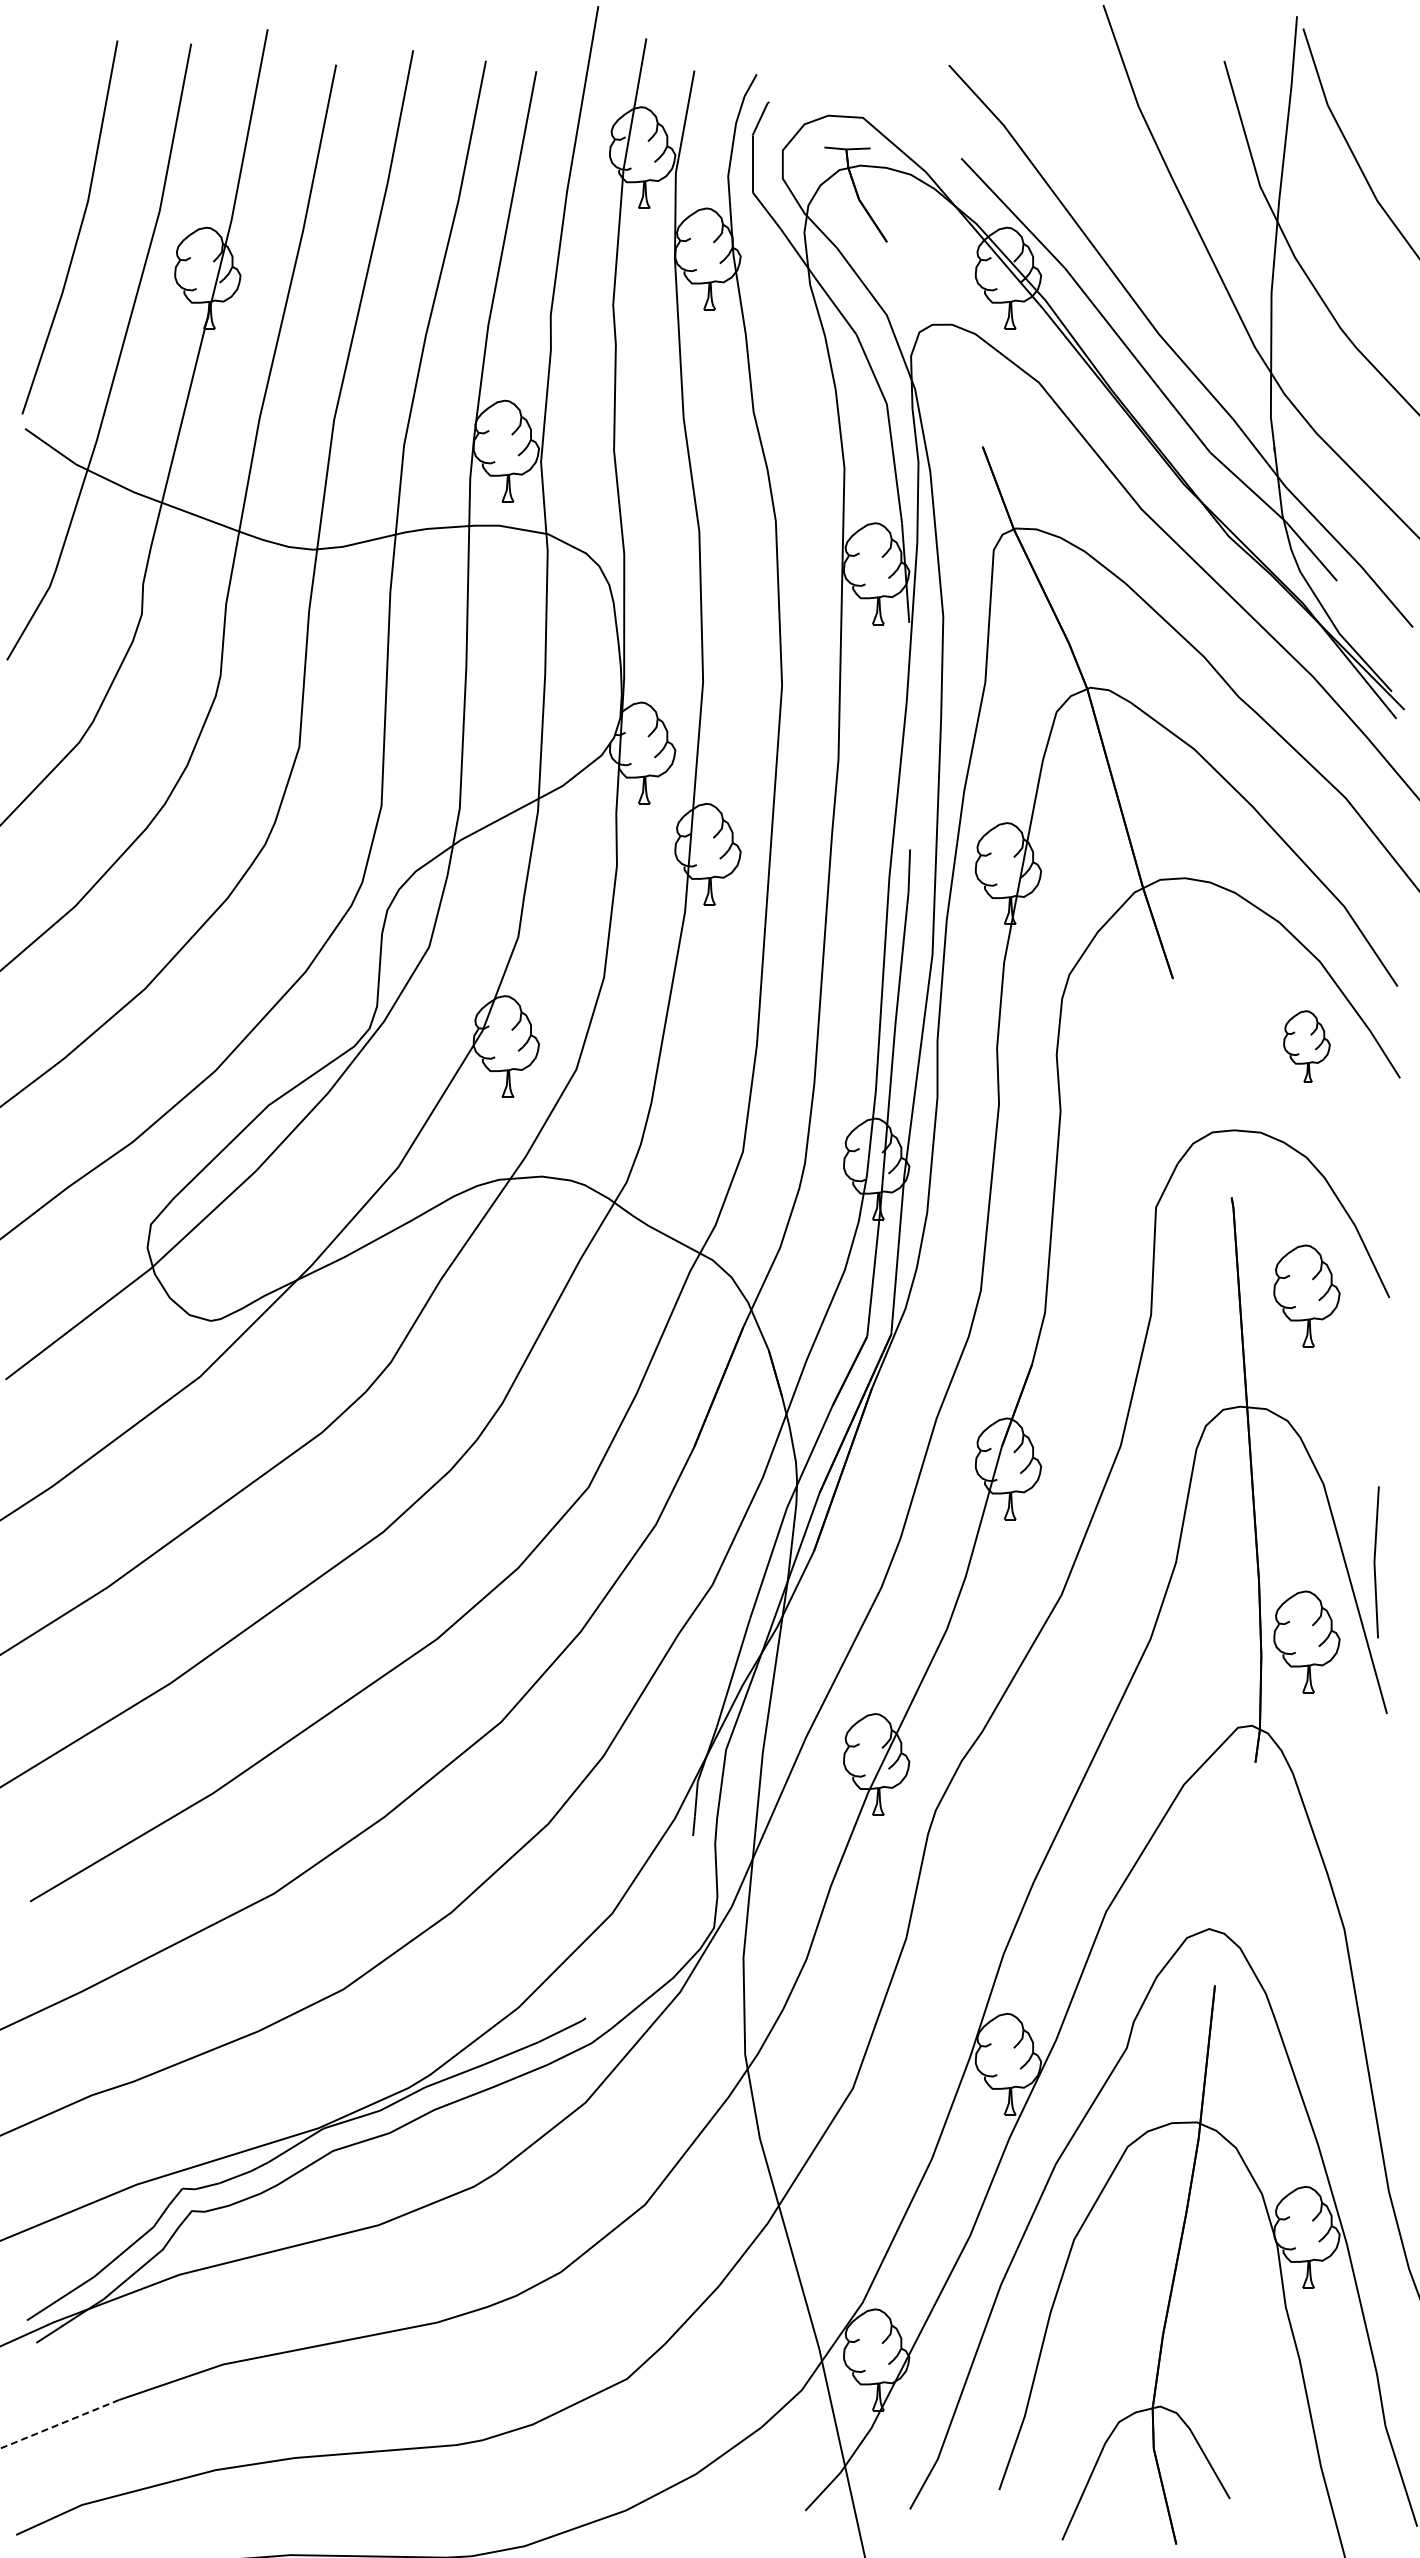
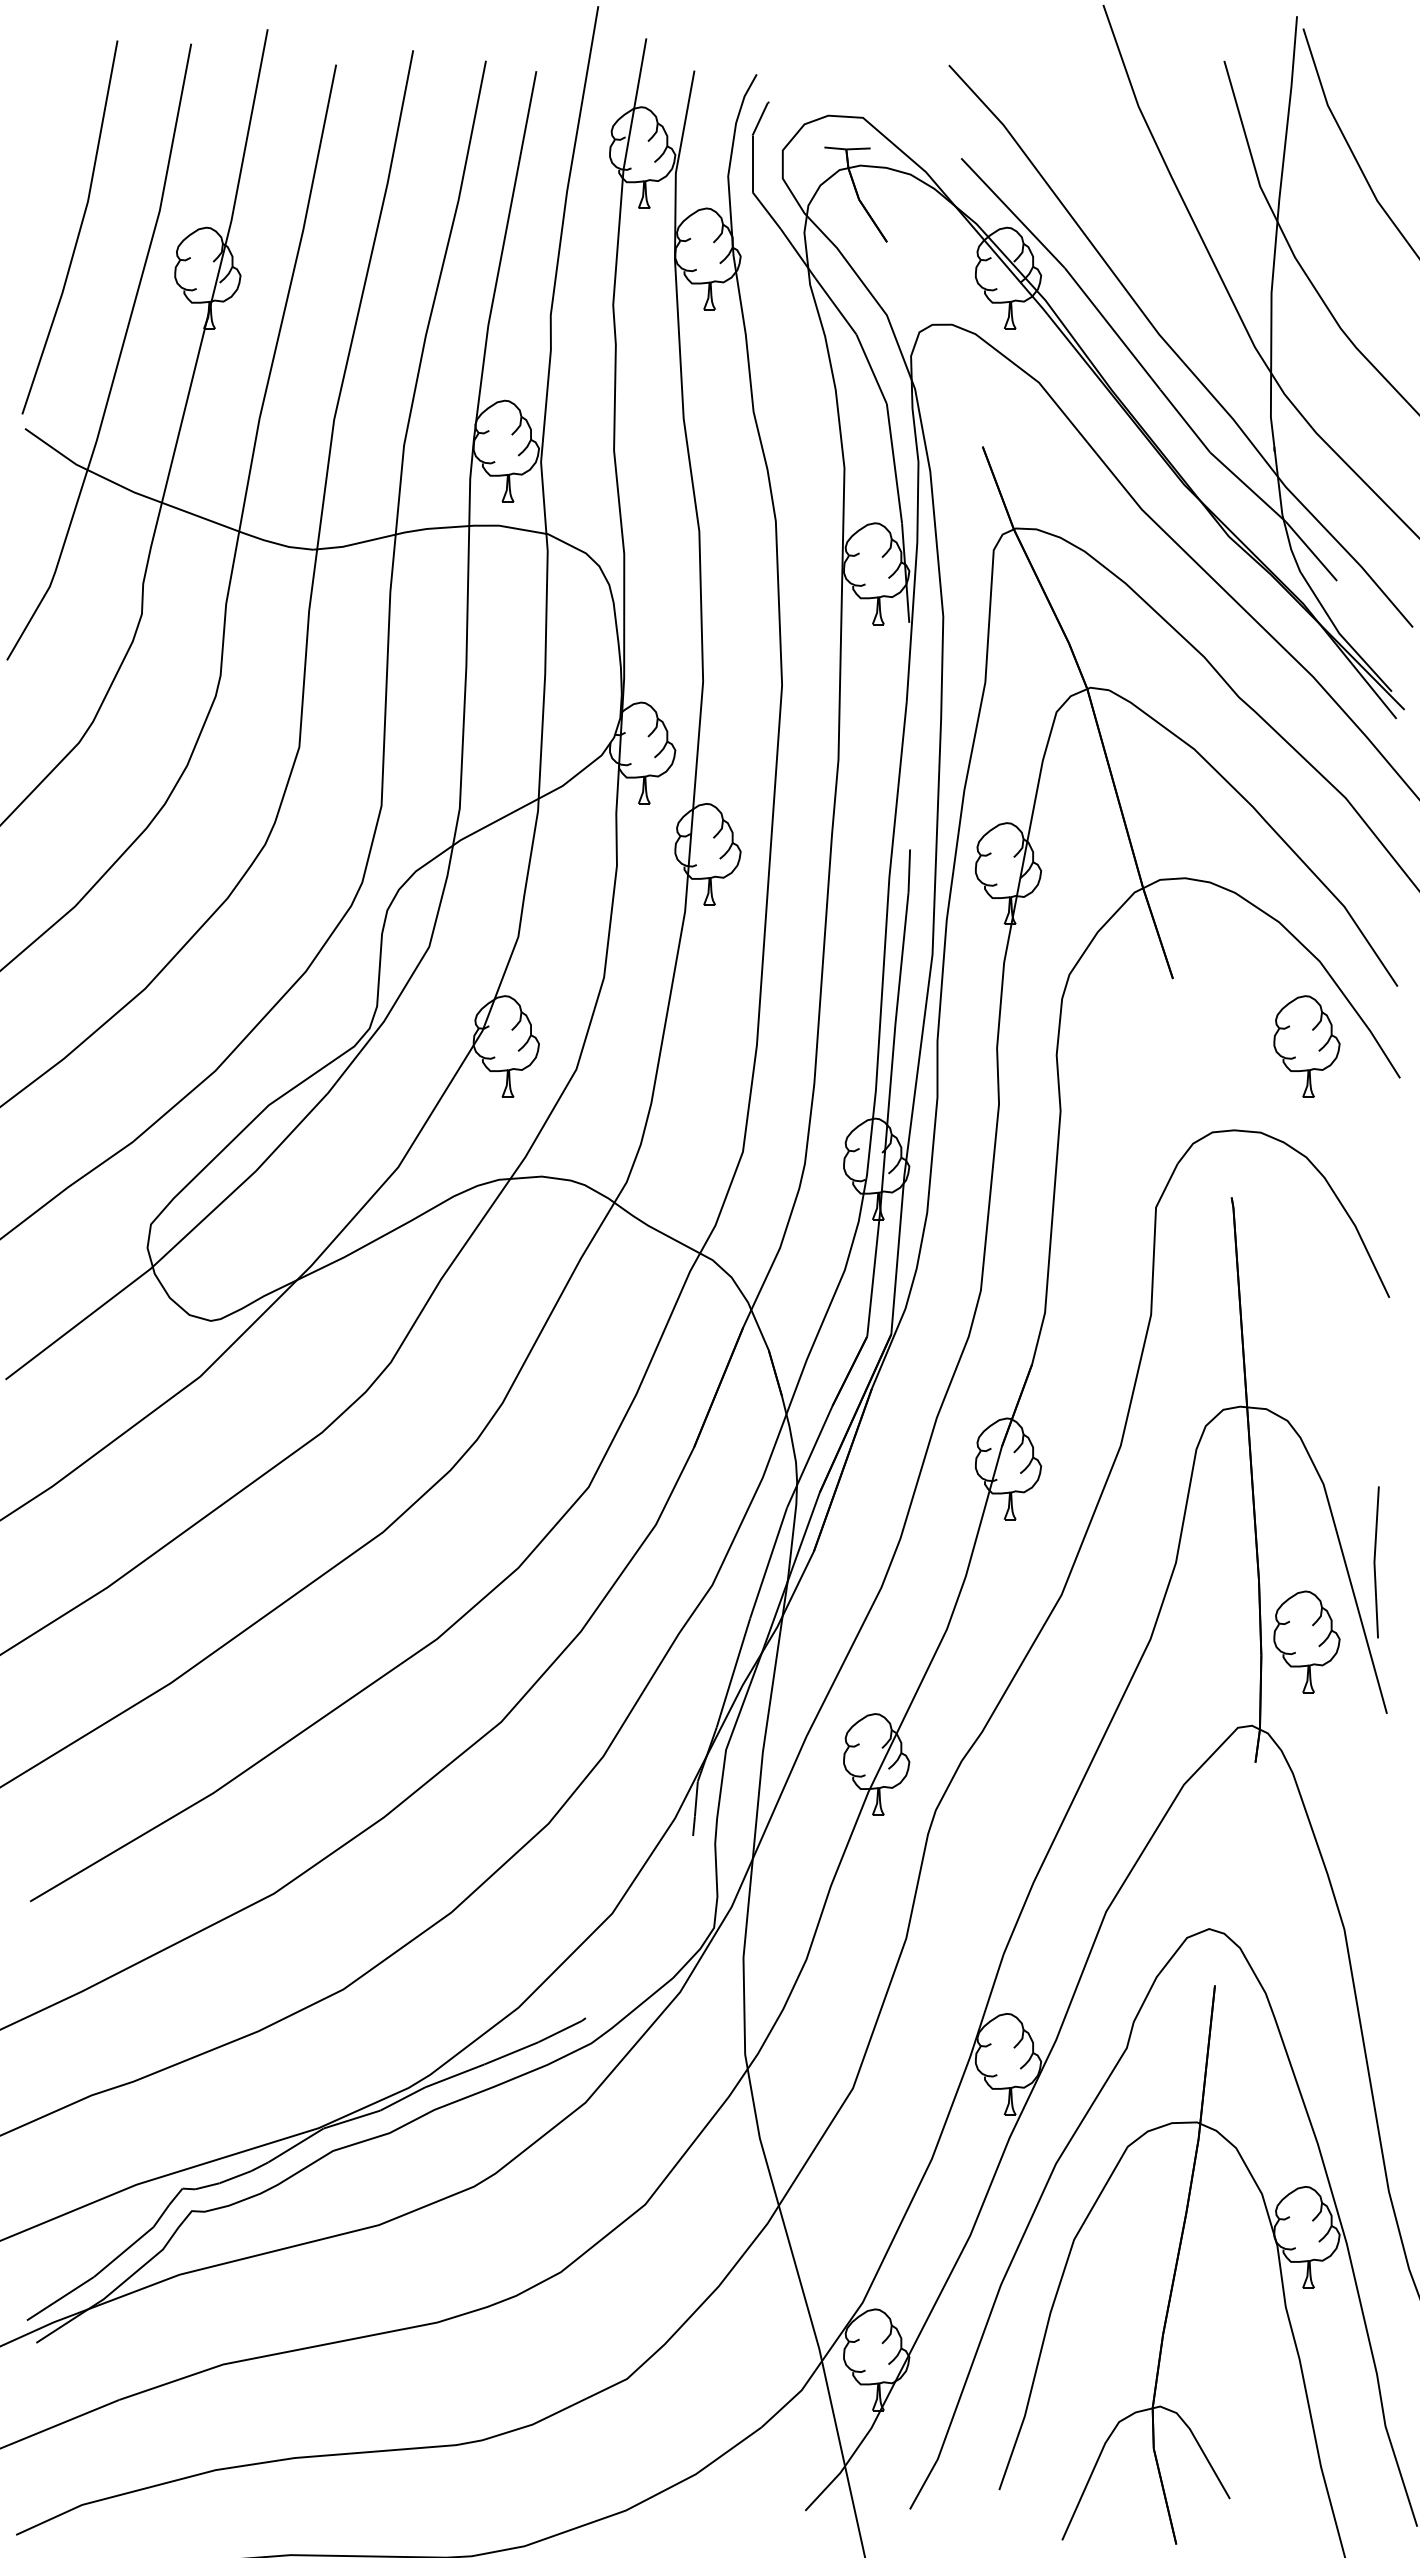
part size: 48x73 px -> 68x103 px (1306, 1046)
part: present -> none (1306, 1295)
line: dashed -> solid (59, 2424)
